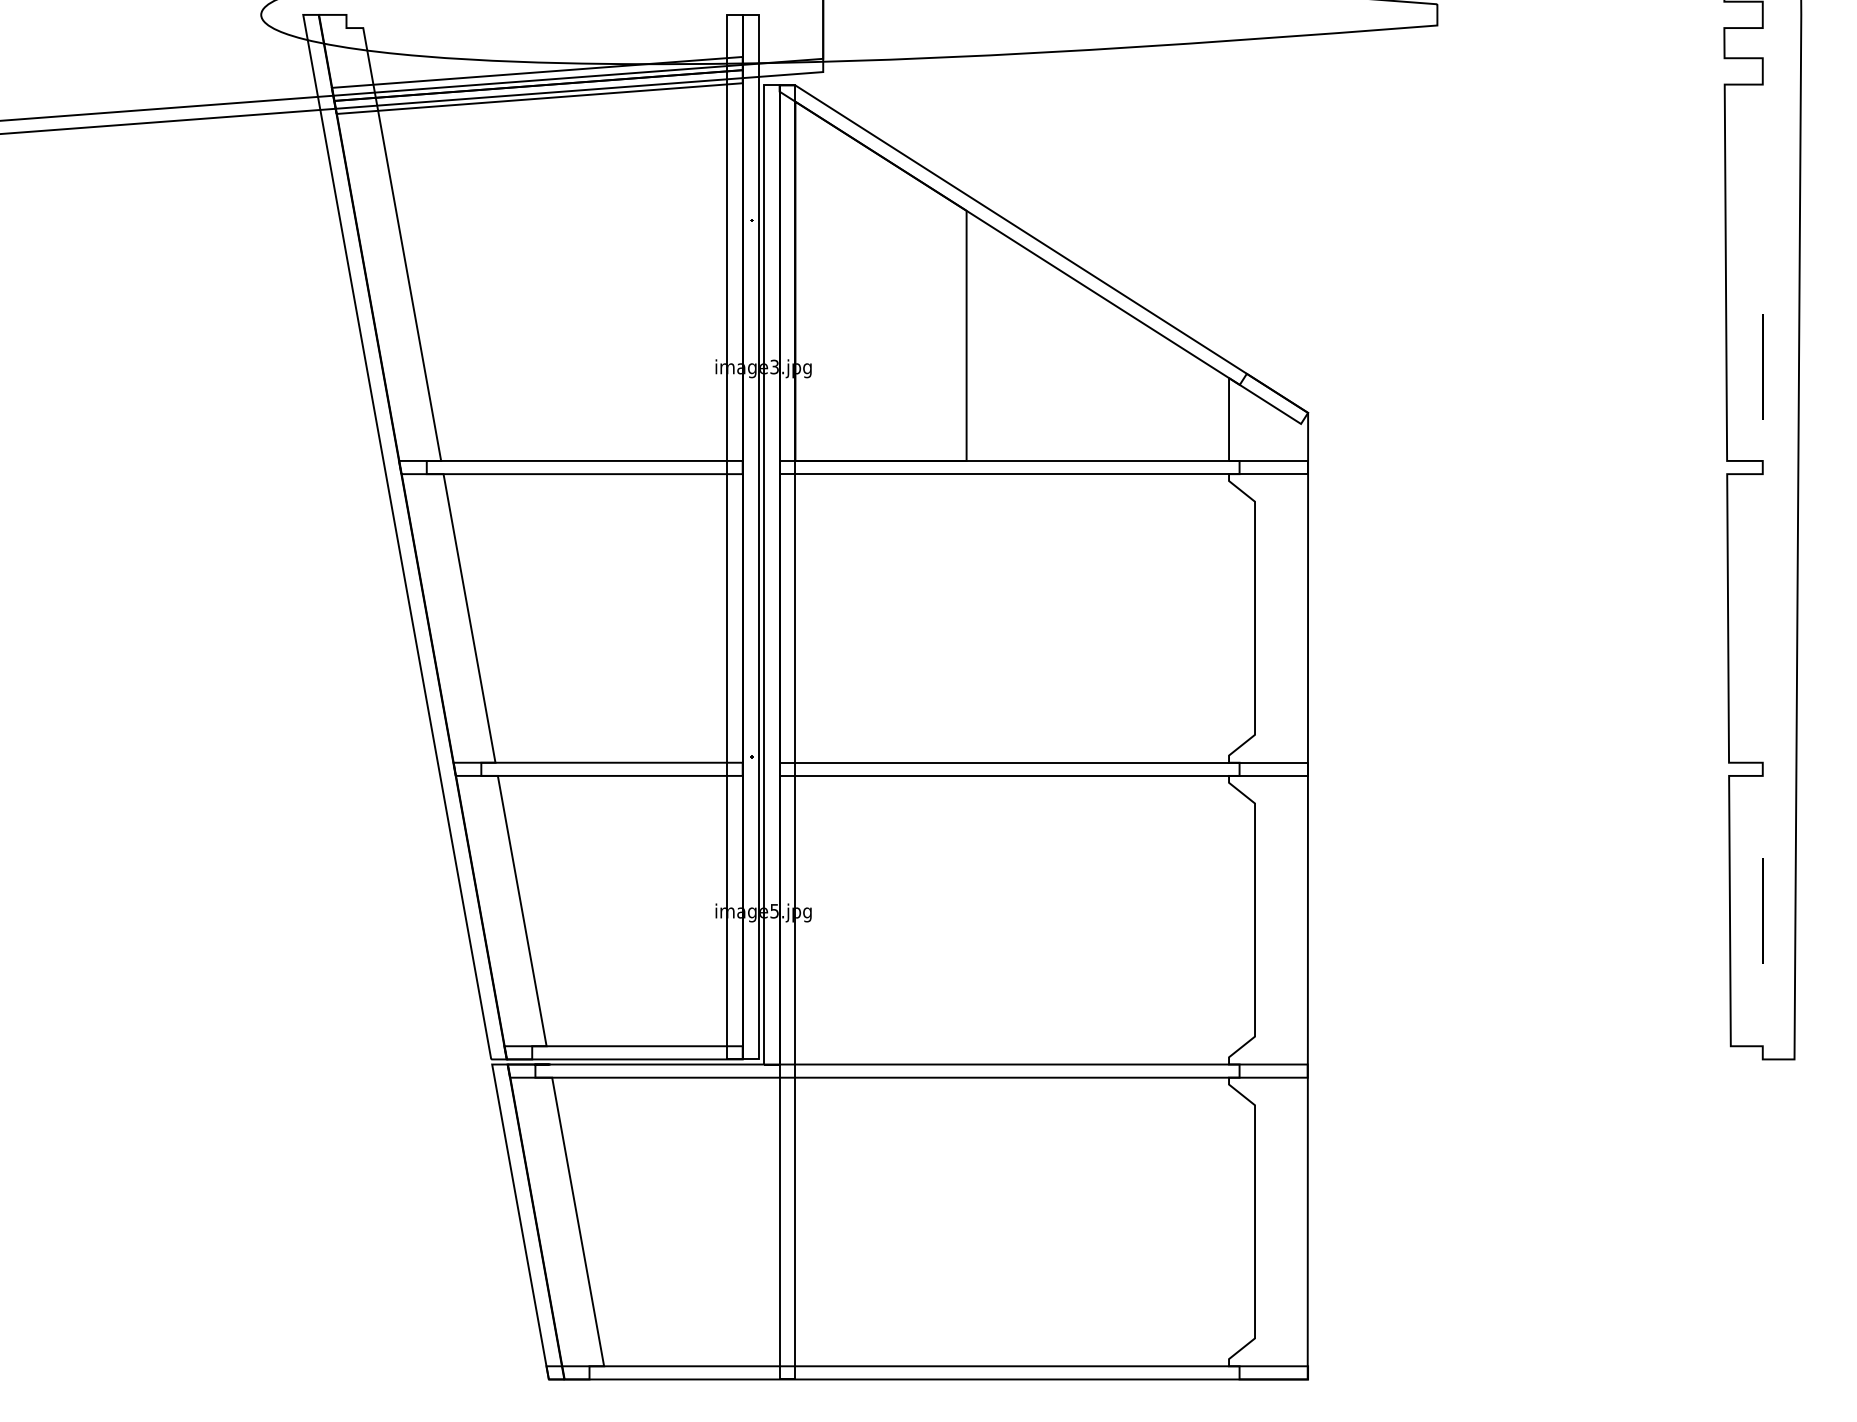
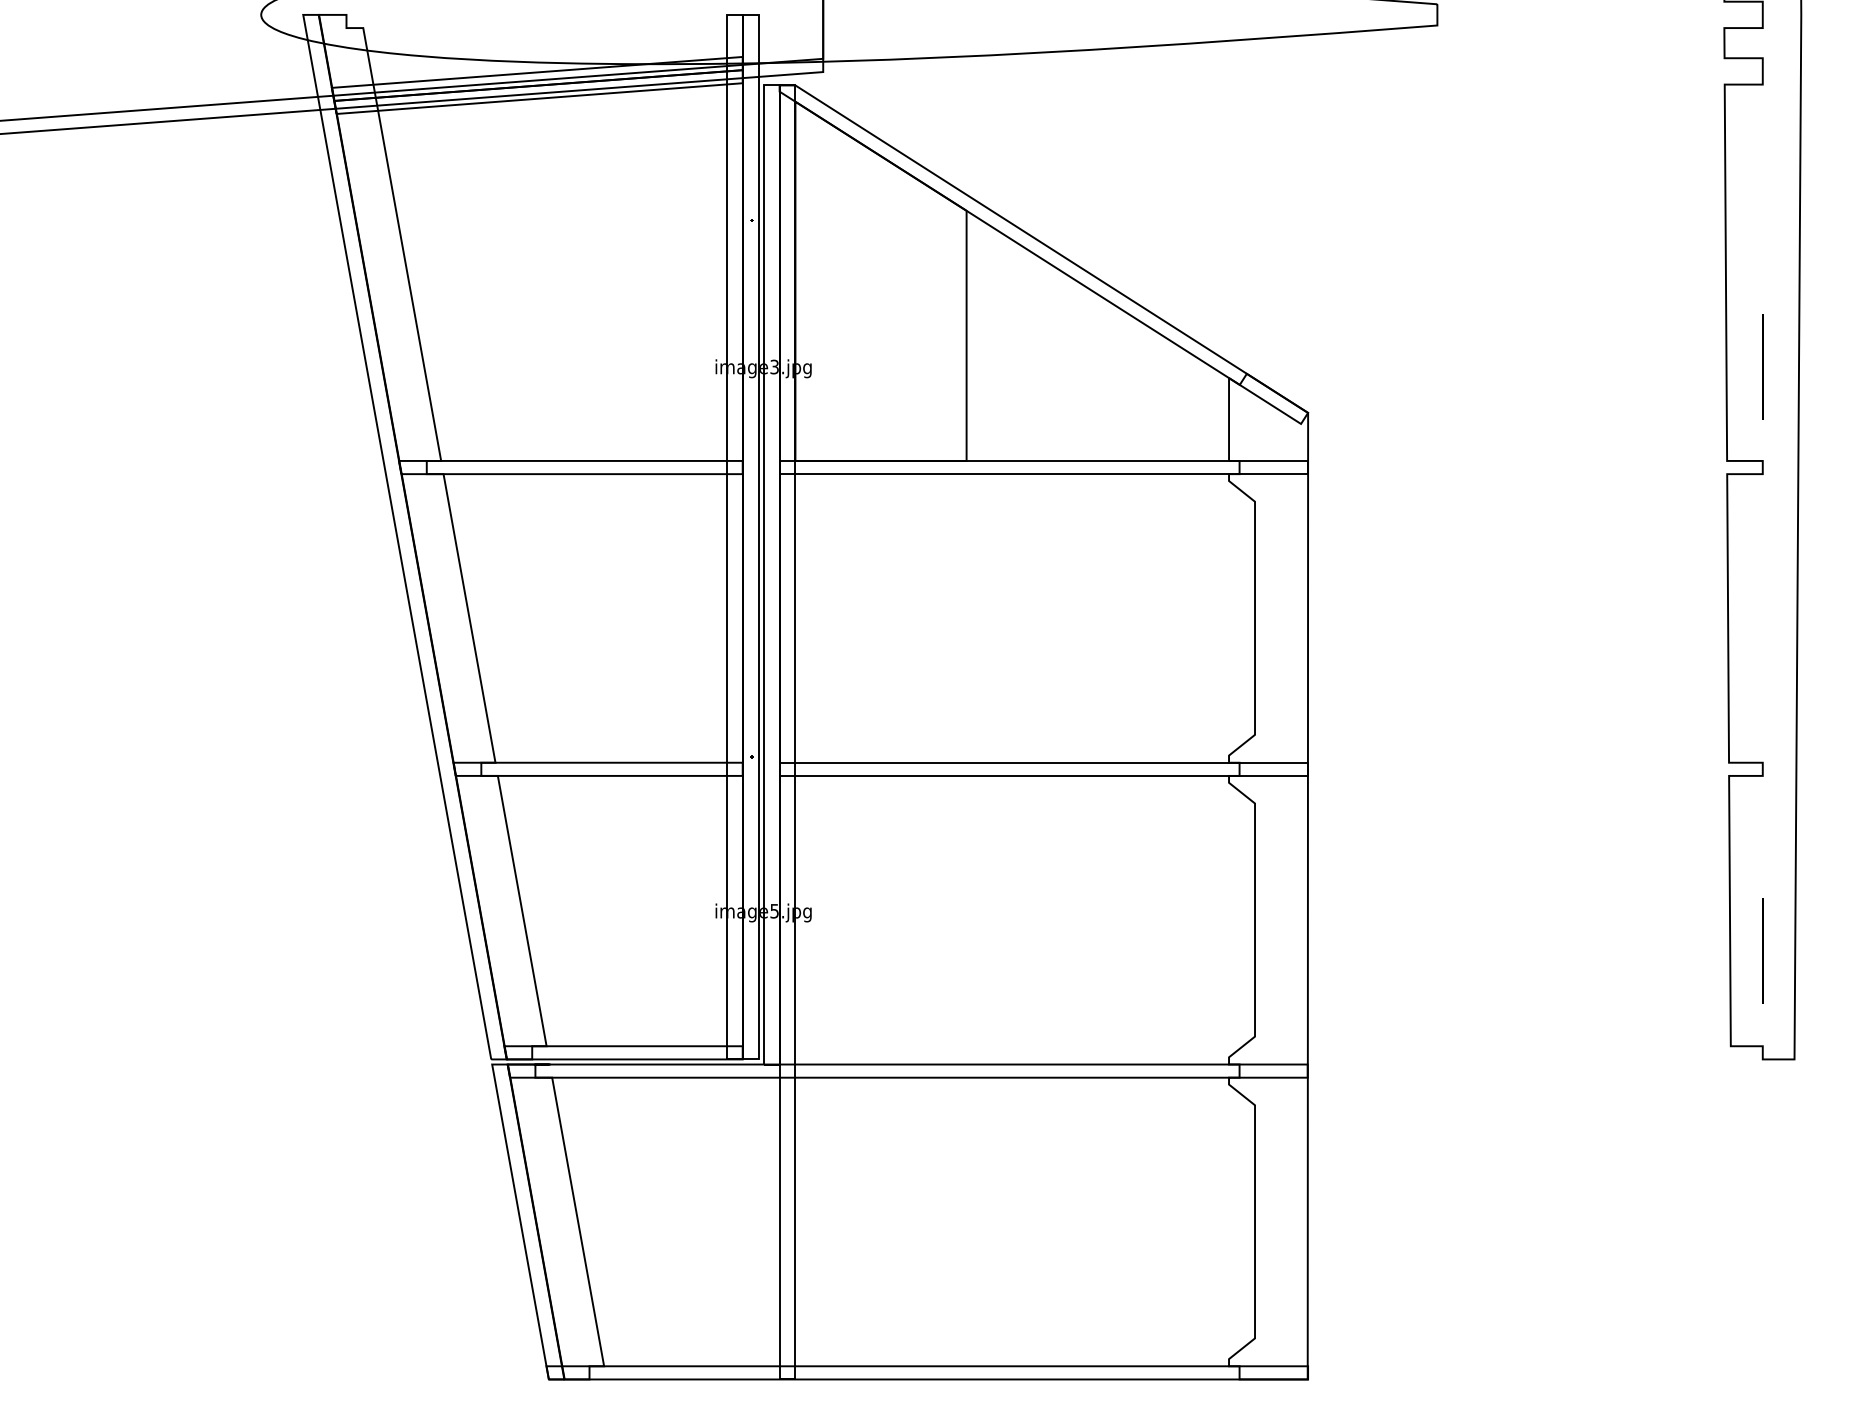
line position: (1762, 910) -> (1762, 950) (1762, 950)
